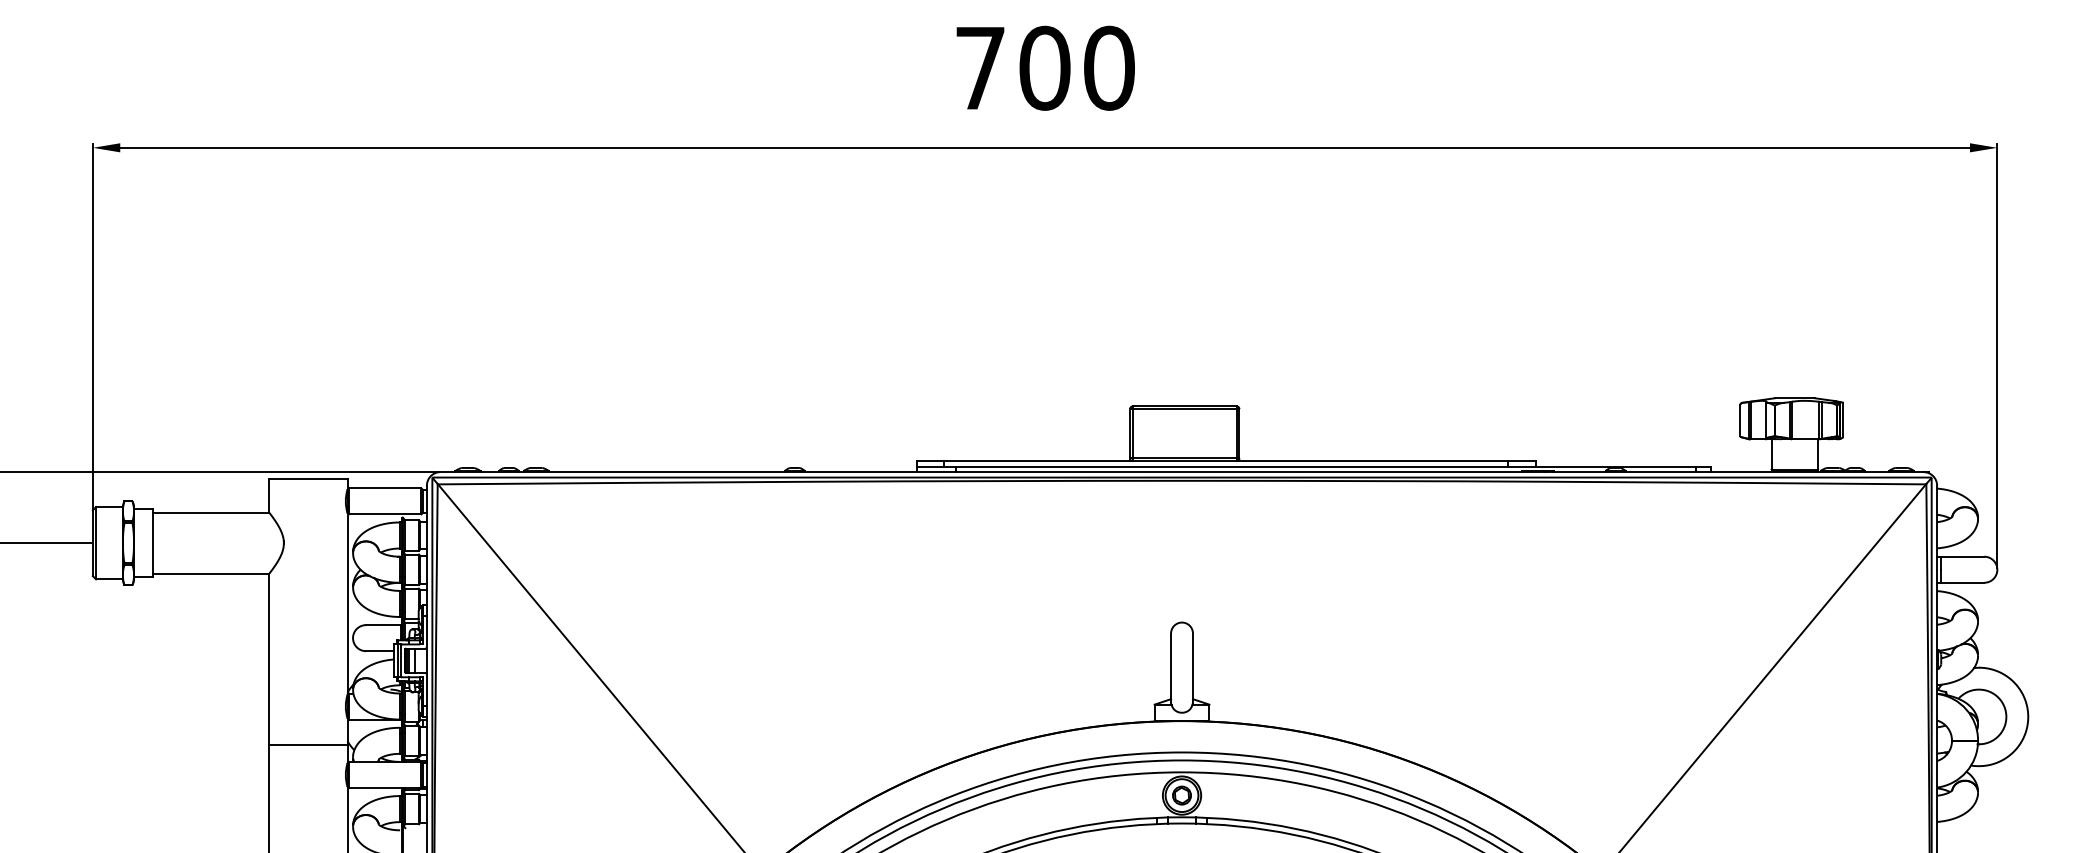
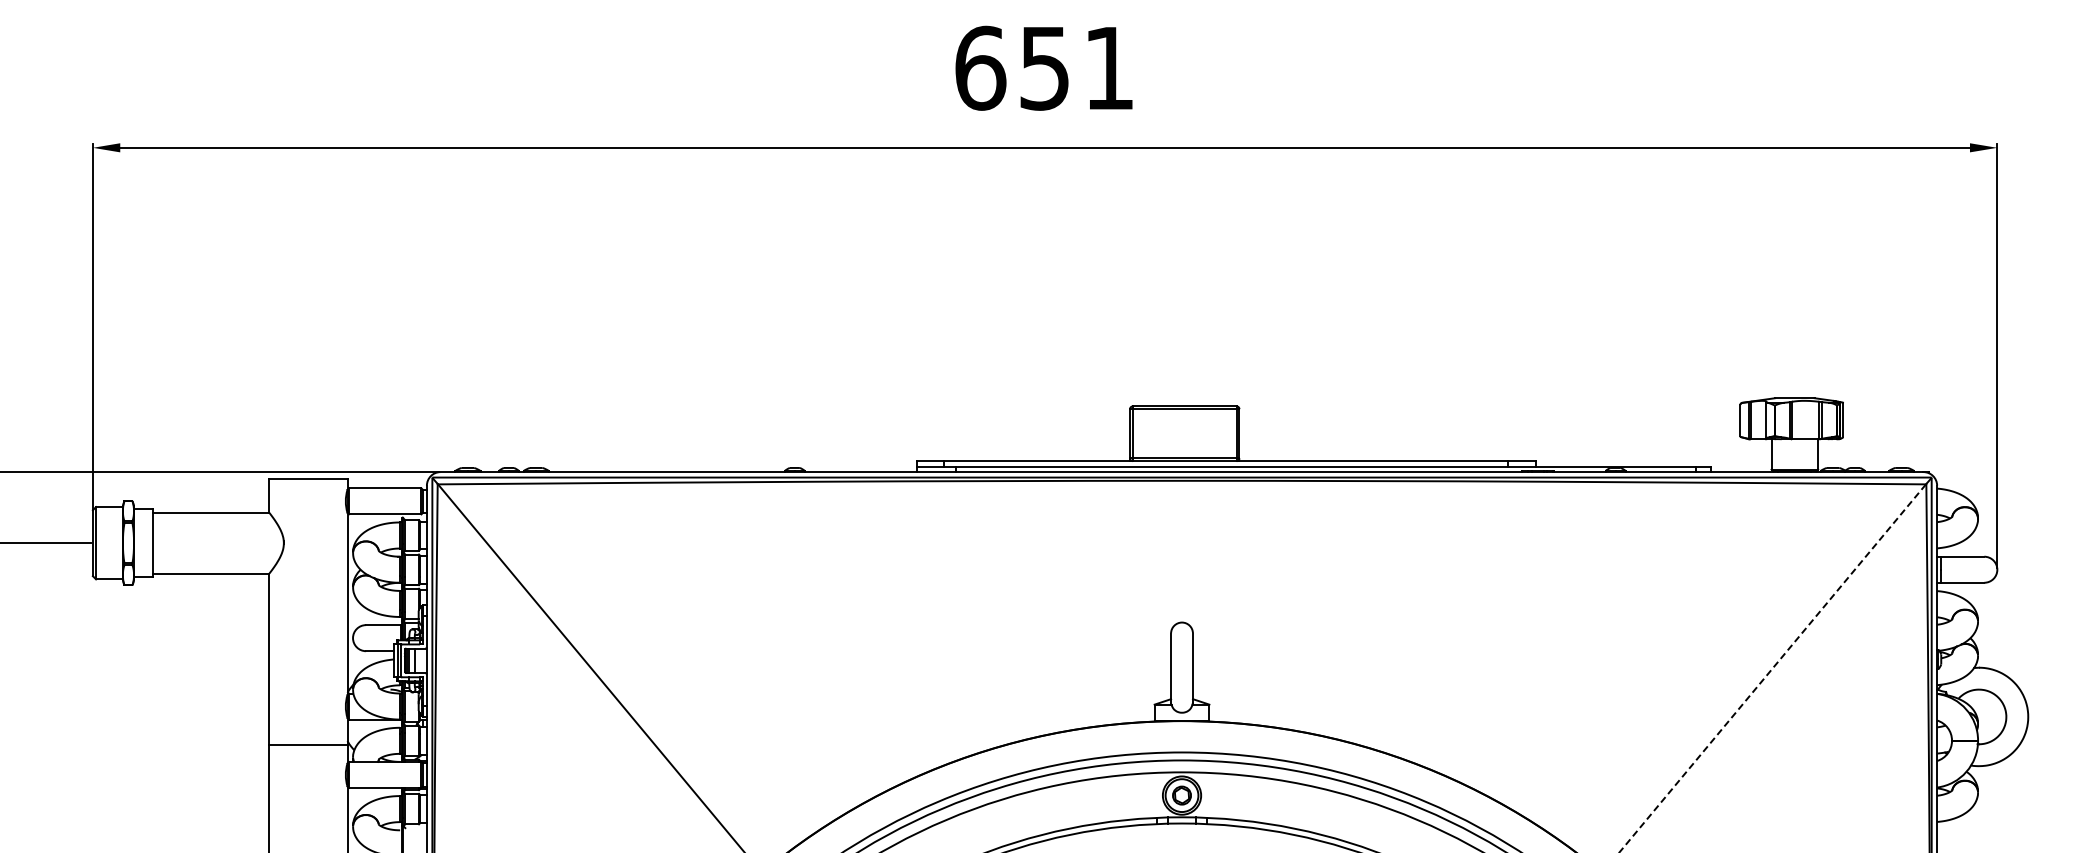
text: 700 -> 651 (1044, 67)
line: solid -> dashed (1772, 668)
